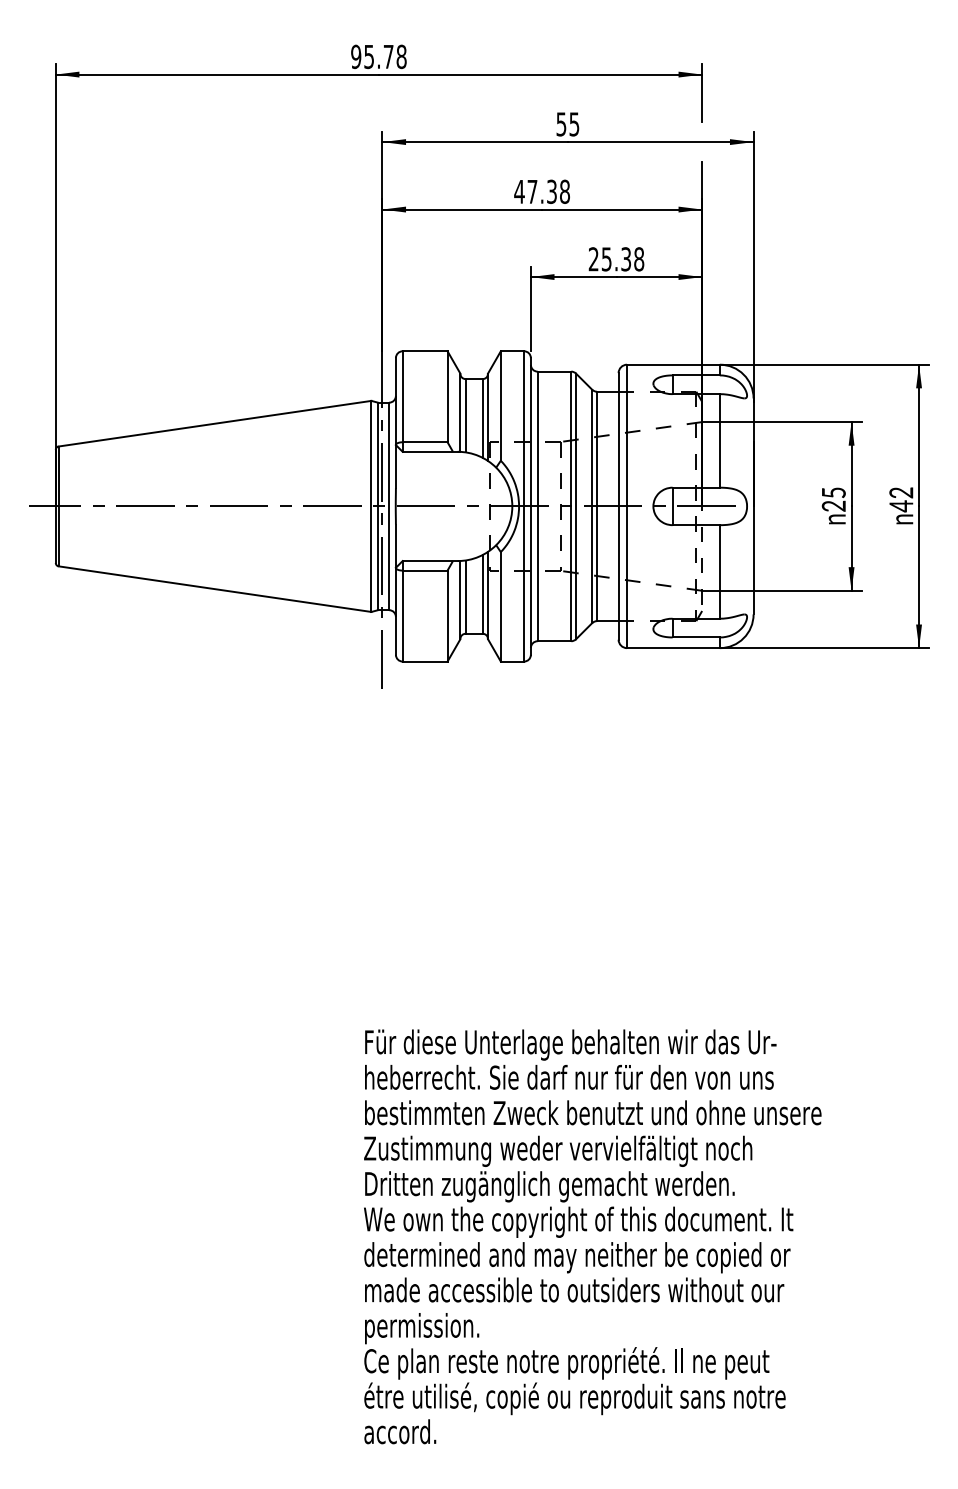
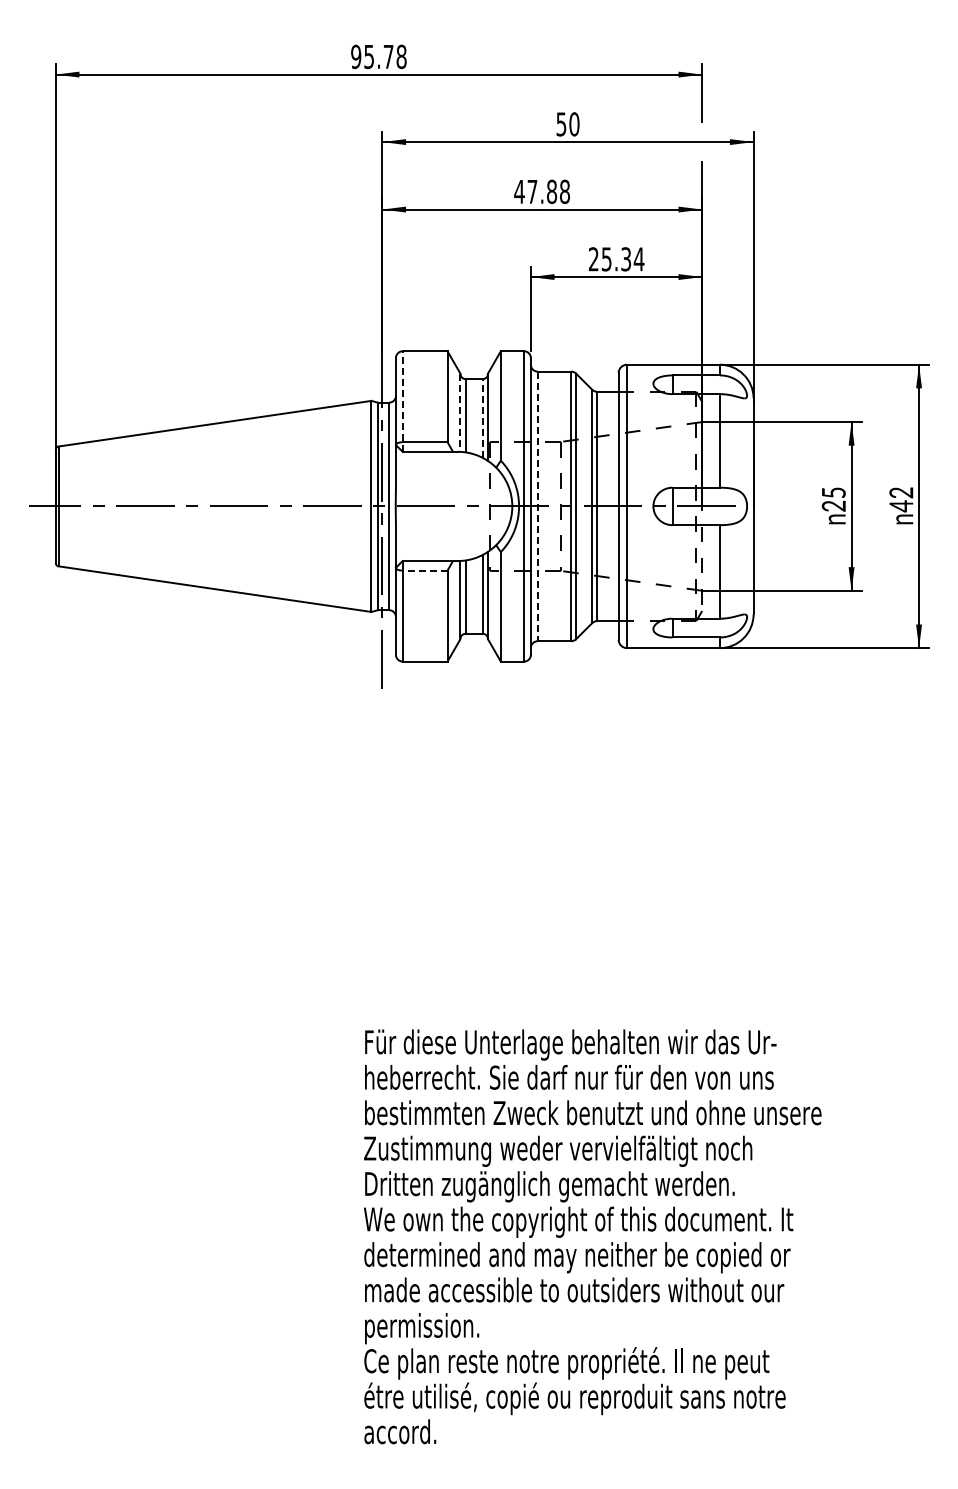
text: 55 -> 50 (574, 124)
text: 47.38 -> 47.88 (552, 191)
text: 25.38 -> 25.34 (638, 259)
line: solid -> dashed (402, 401)
line: solid -> dashed (460, 413)
line: solid -> dashed (482, 418)
line: solid -> dashed (537, 506)
line: solid -> dashed (424, 570)
